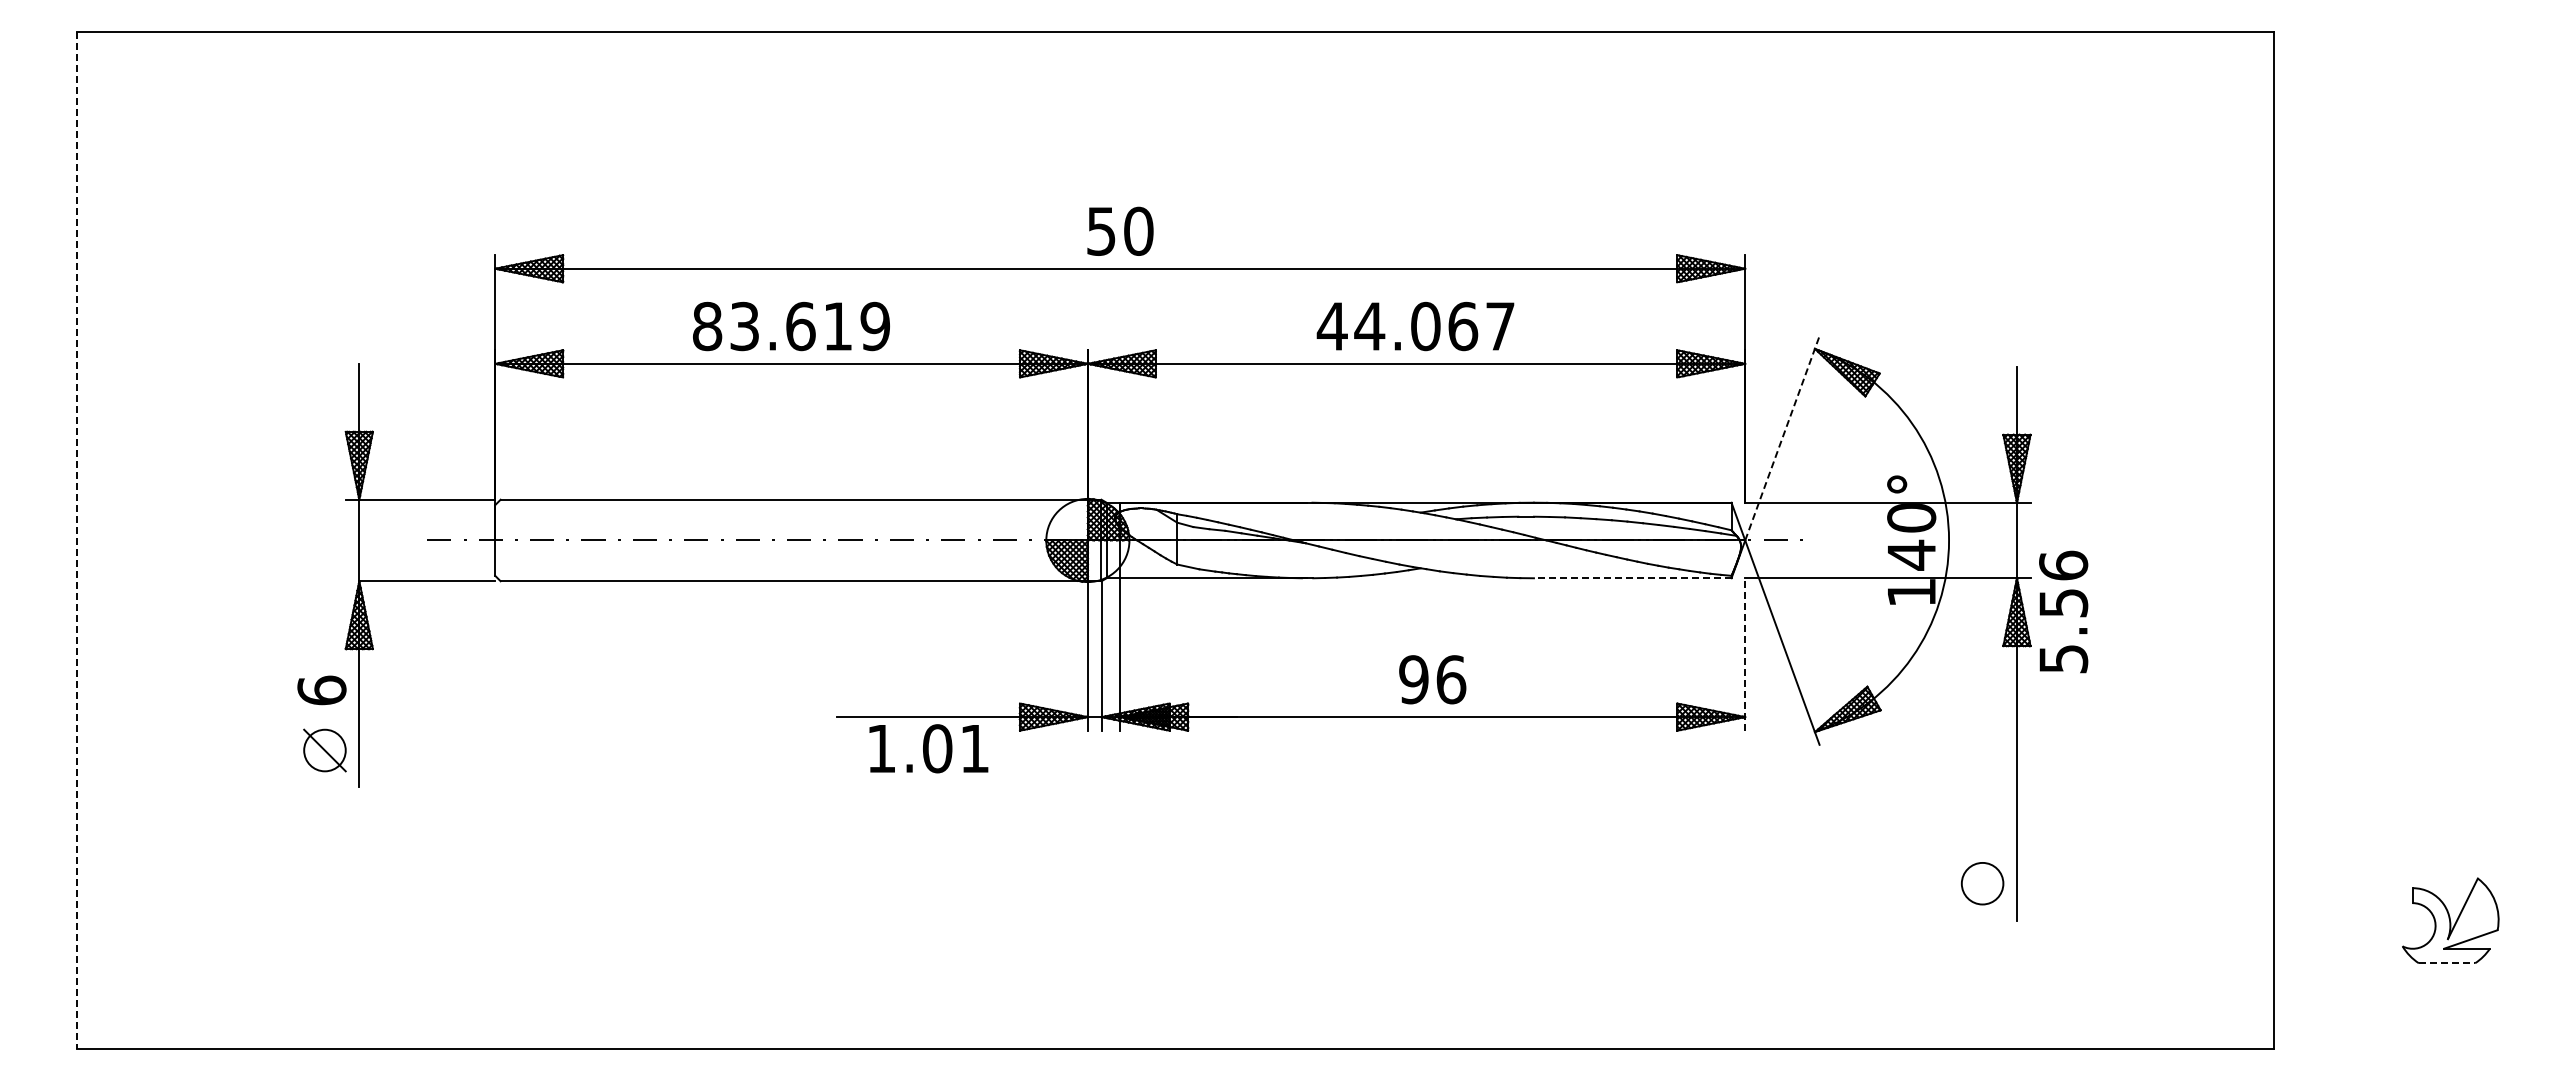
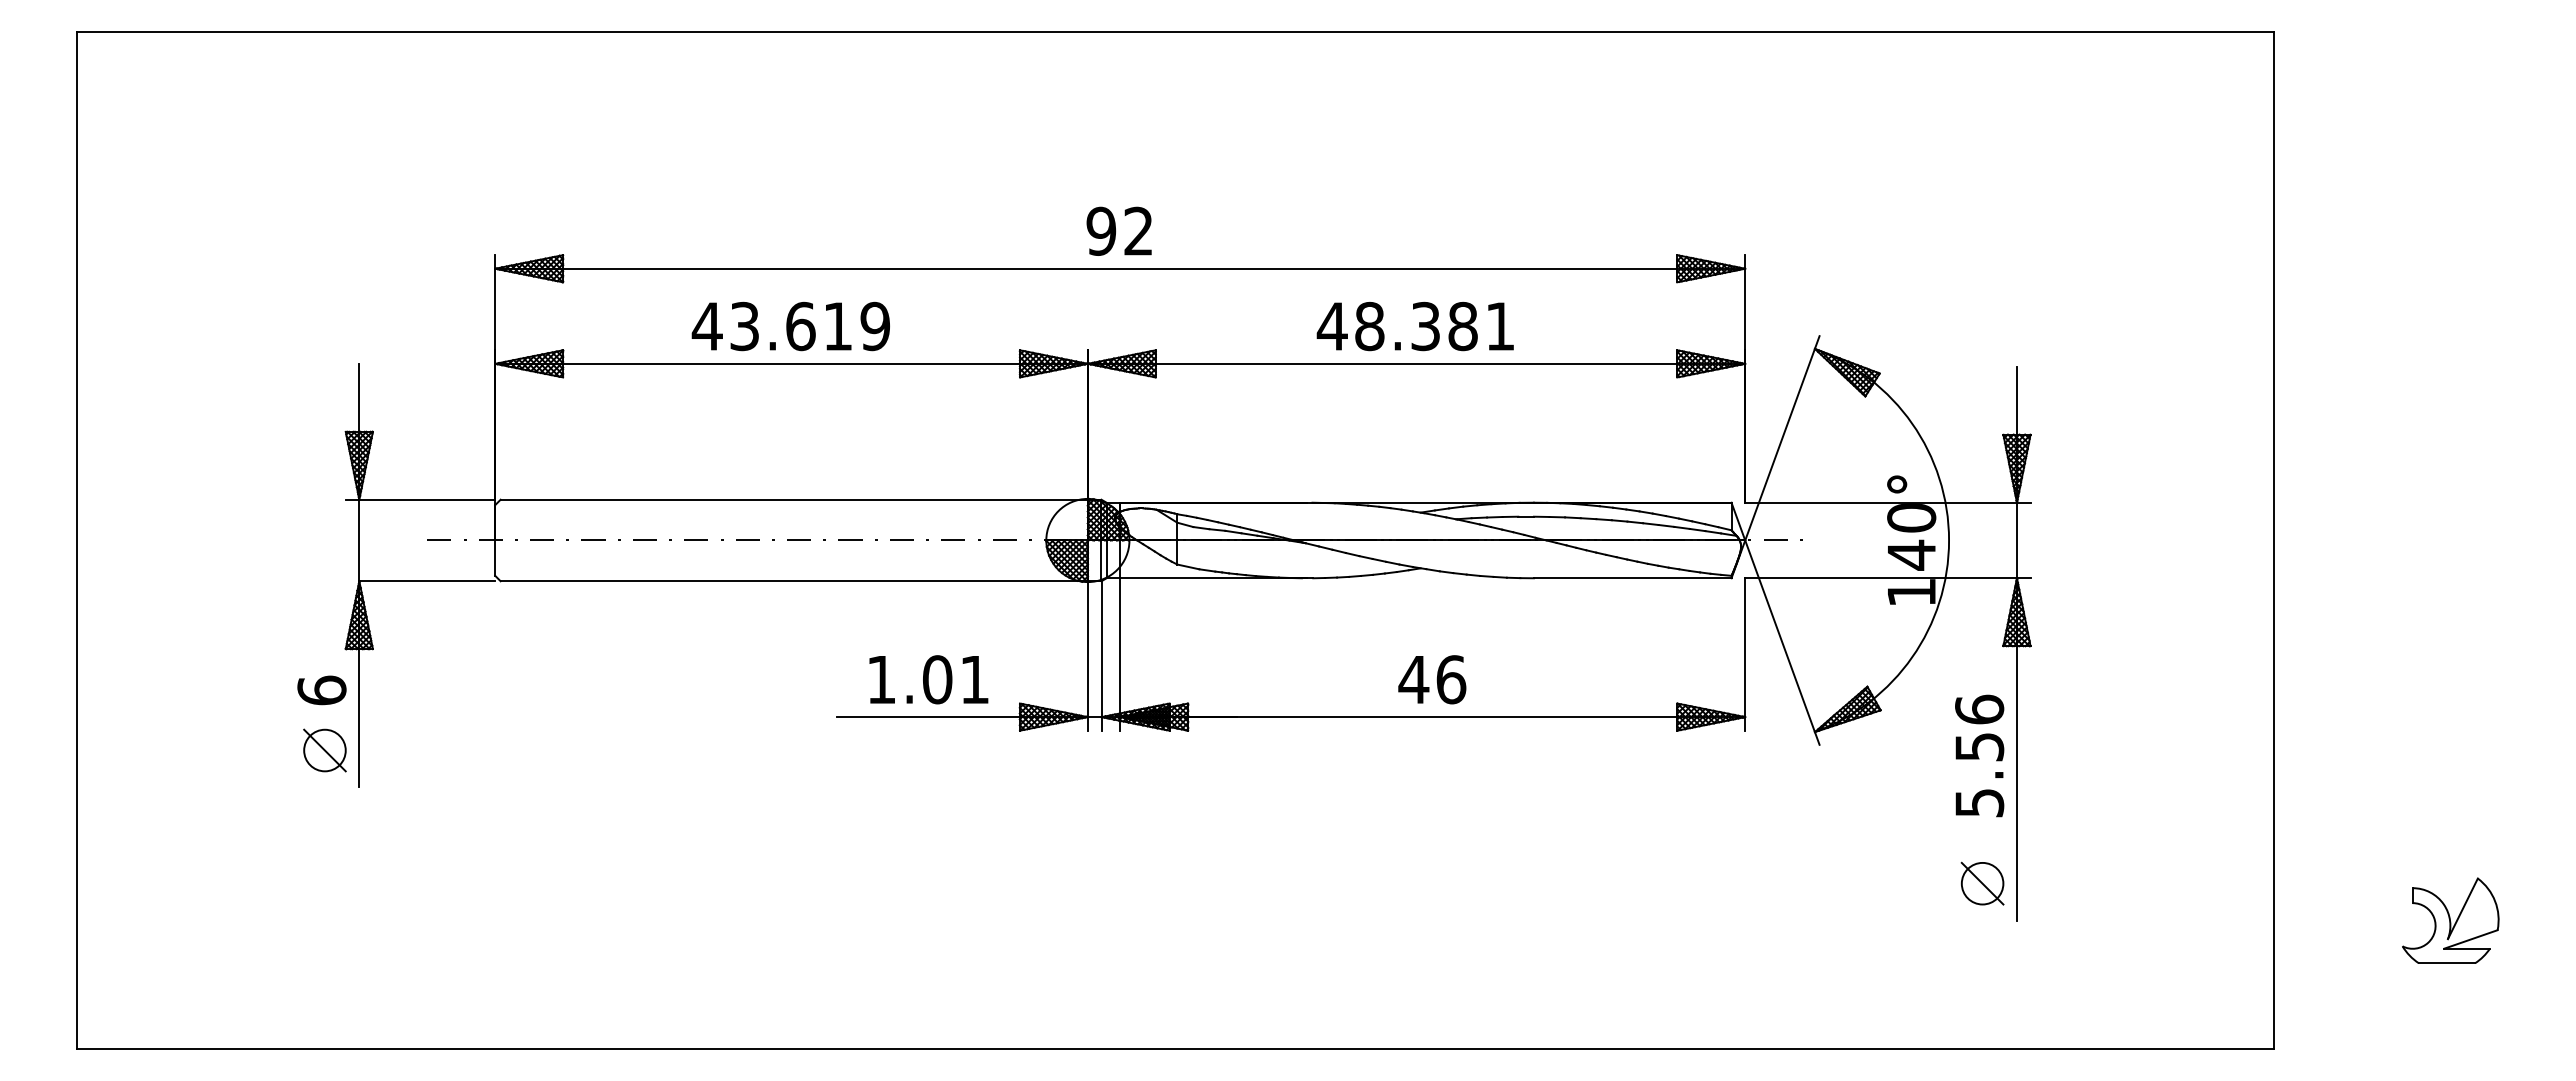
text: 50 -> 92 (1119, 230)
text: 83.619 -> 43.619 (706, 326)
text: 44.067 -> 48.381 (1434, 326)
line: dashed -> solid (1782, 438)
line: dashed -> solid (77, 540)
line: dashed -> solid (1632, 578)
text position: (2063, 611) -> (1979, 755) (1979, 755)
line: dashed -> solid (1745, 653)
text: 96 -> 46 (1413, 679)
text position: (928, 748) -> (928, 679) (928, 679)
line: none -> present (1982, 883)
line: dashed -> solid (2447, 963)
